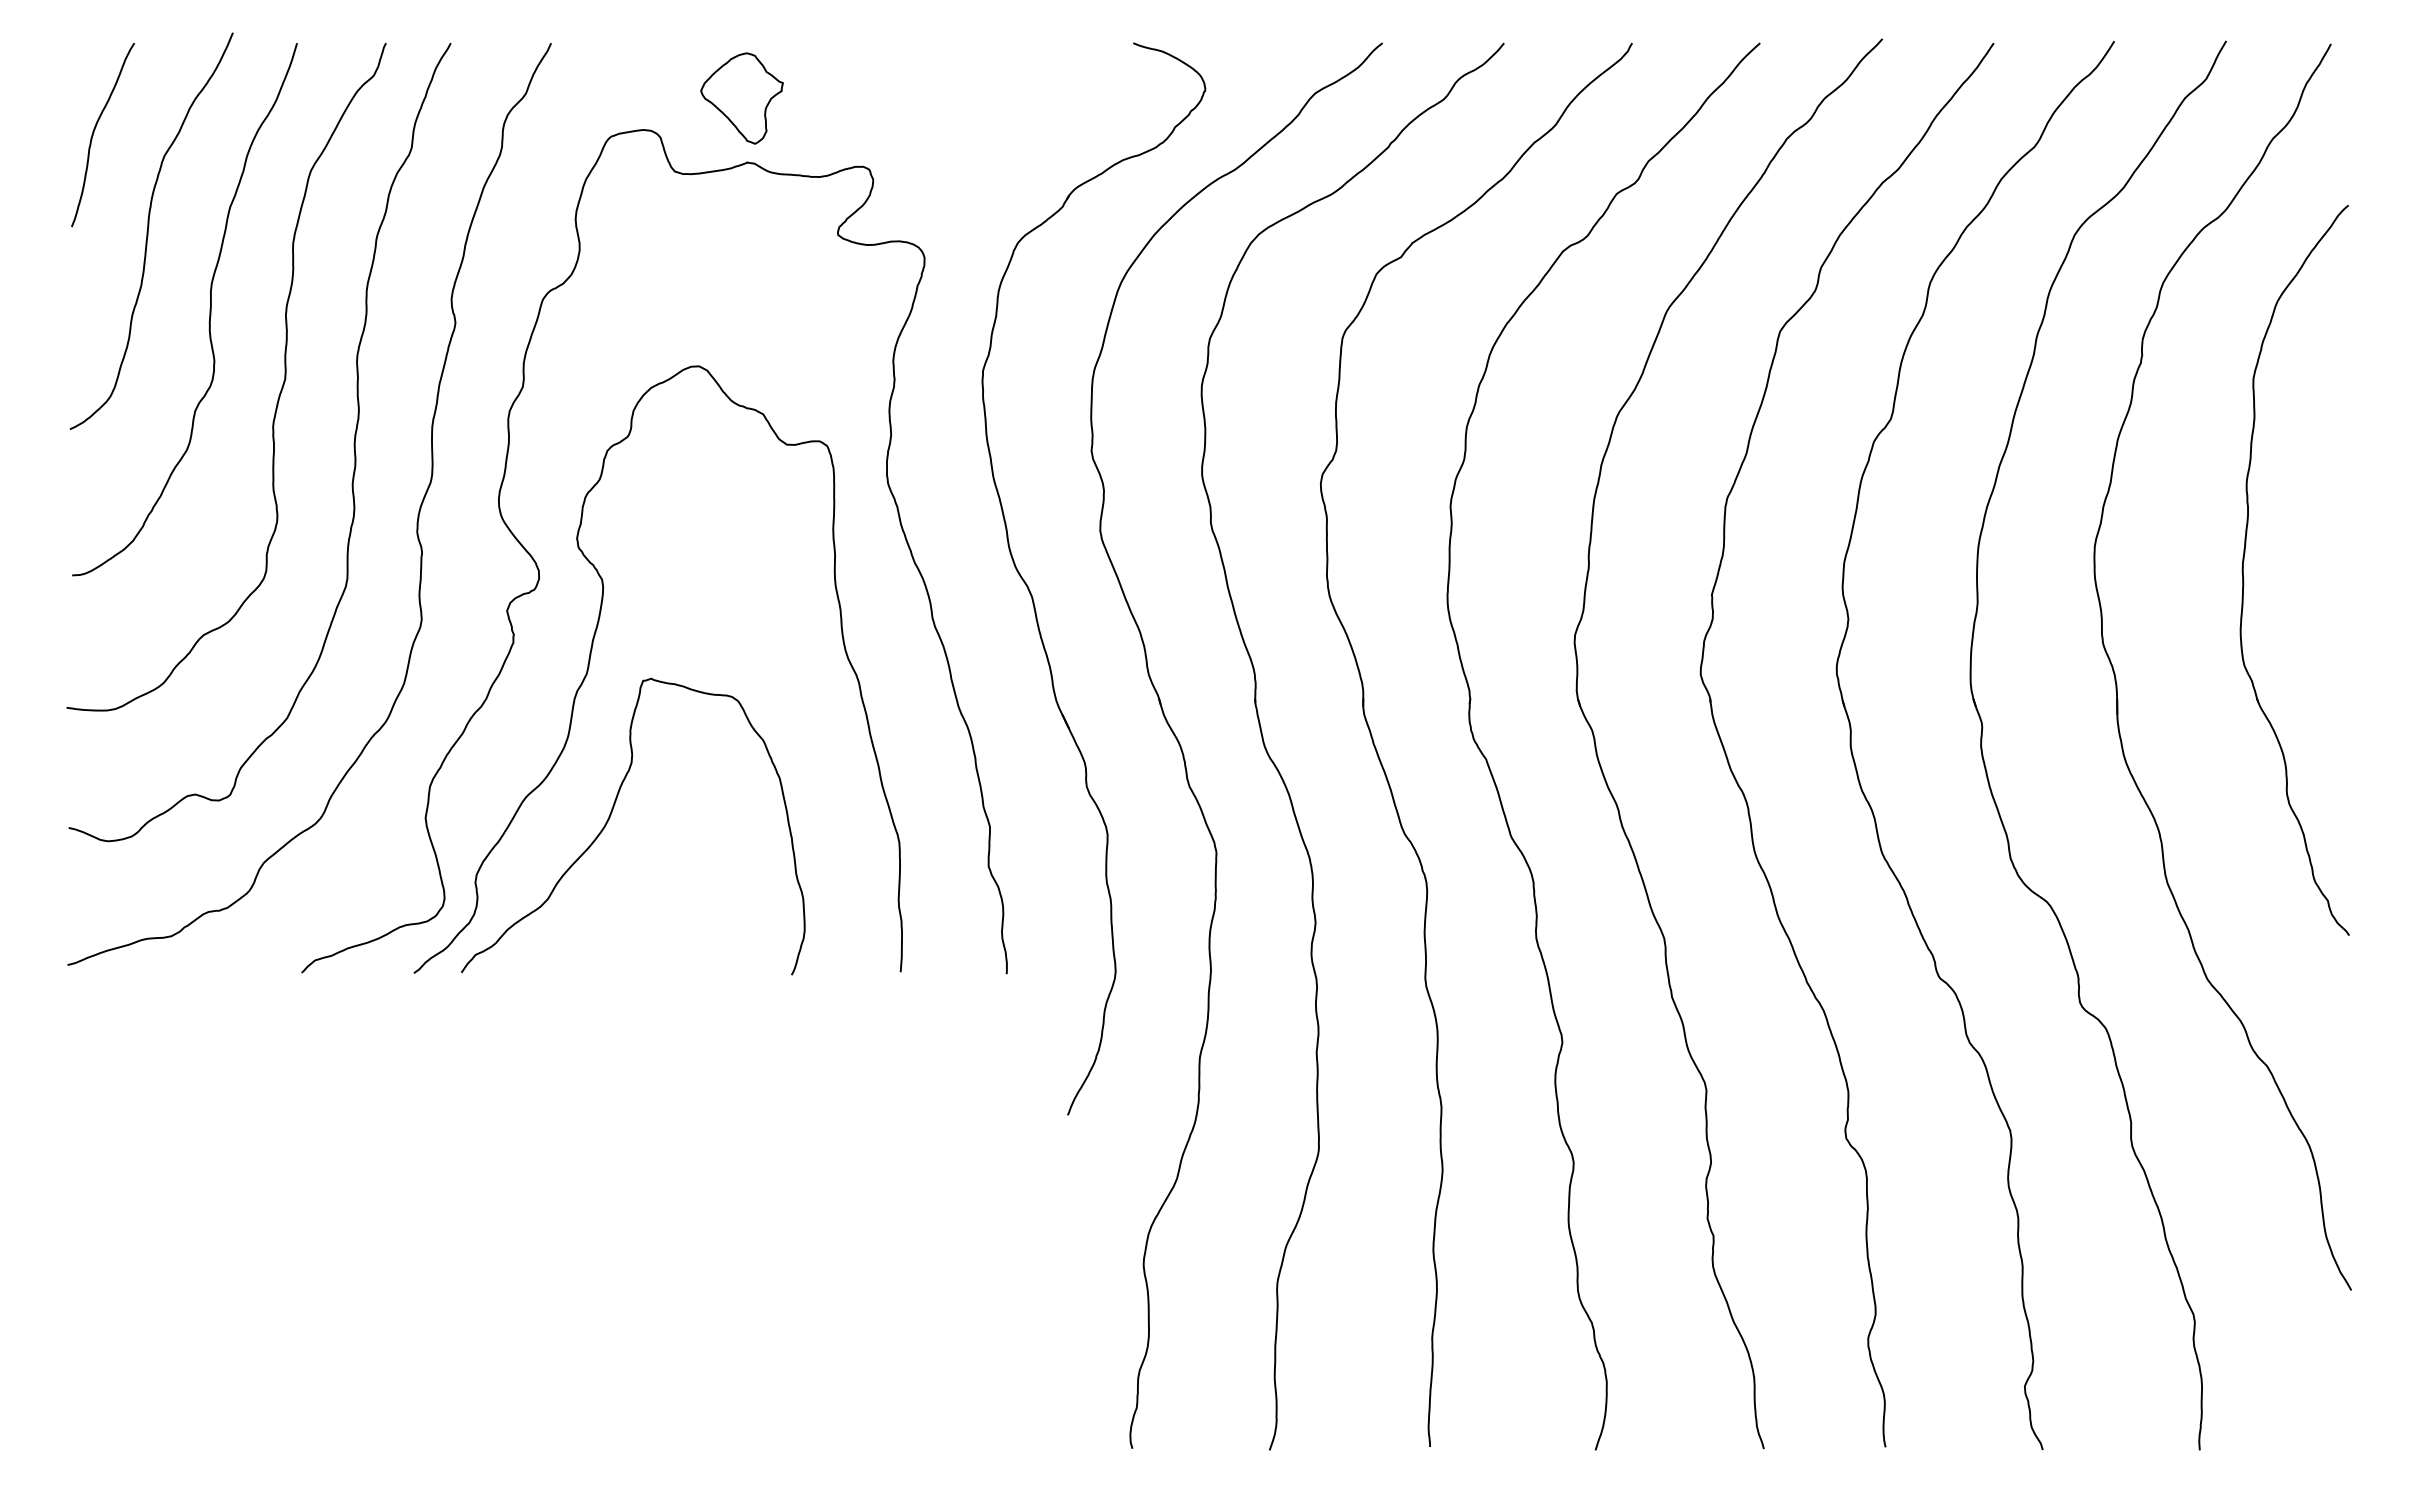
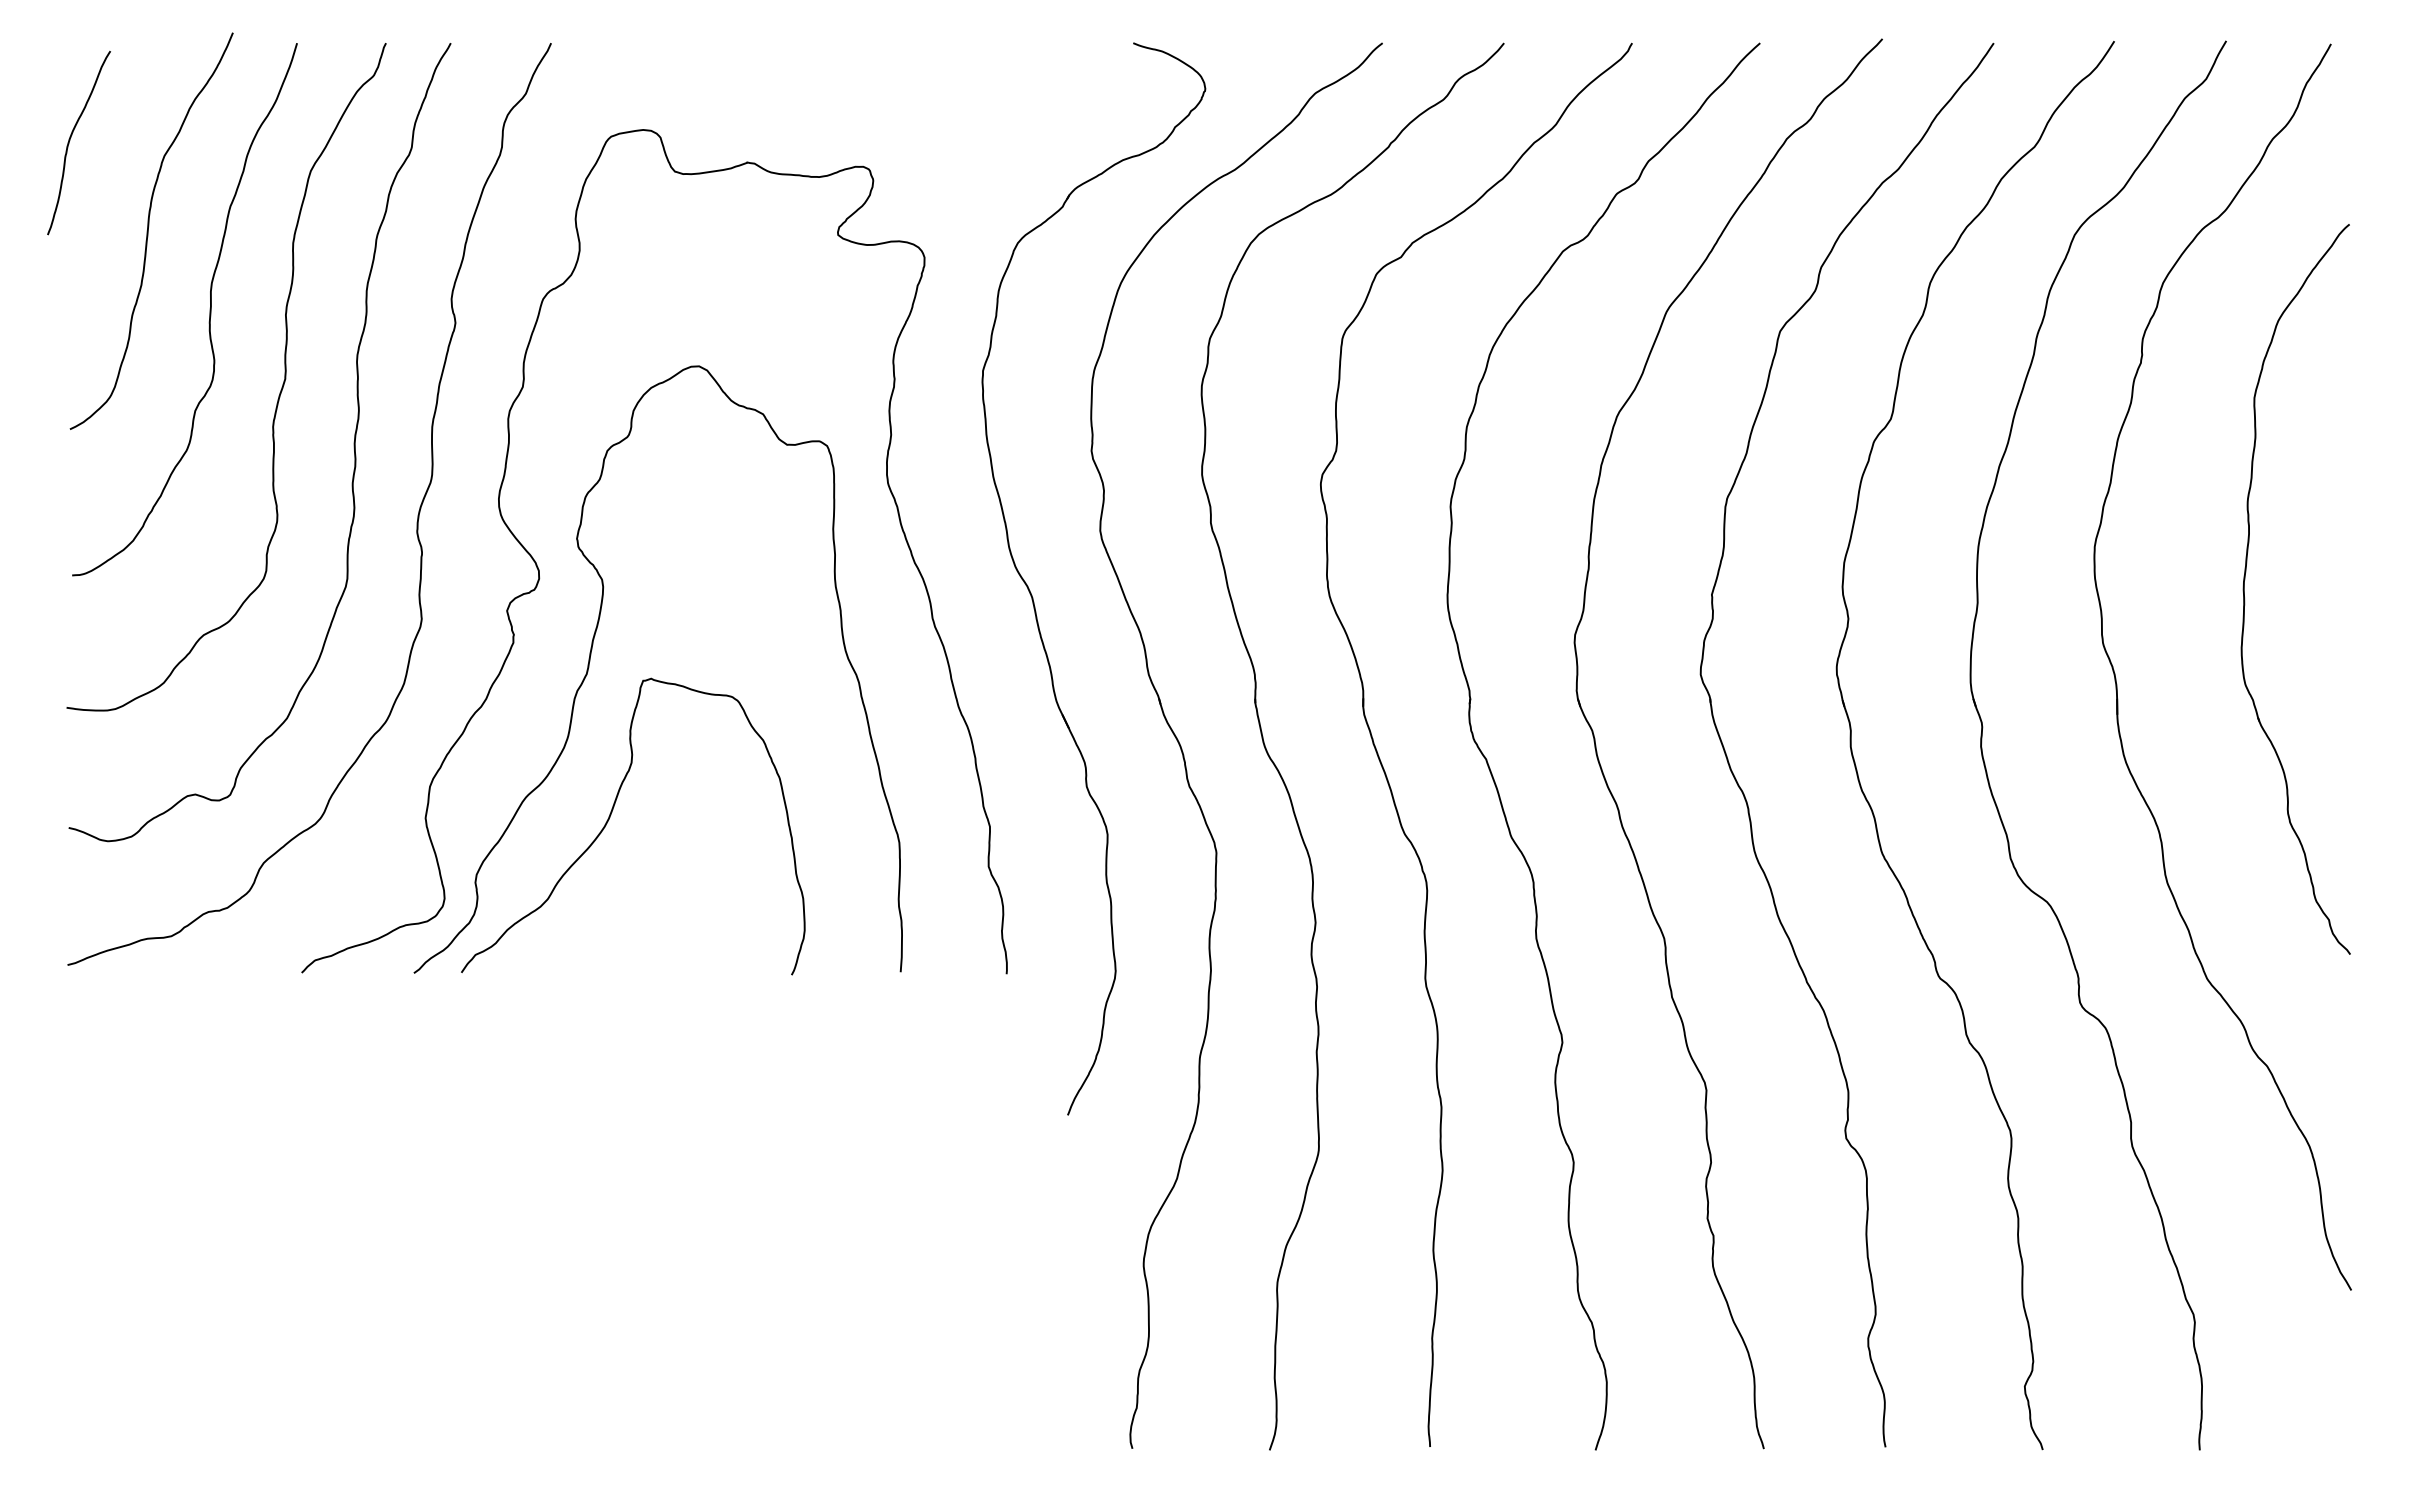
part: present -> none (741, 98)
curve position: (94, 132) -> (70, 140) (70, 140)
part position: (2244, 560) -> (2245, 579) (2245, 579)
